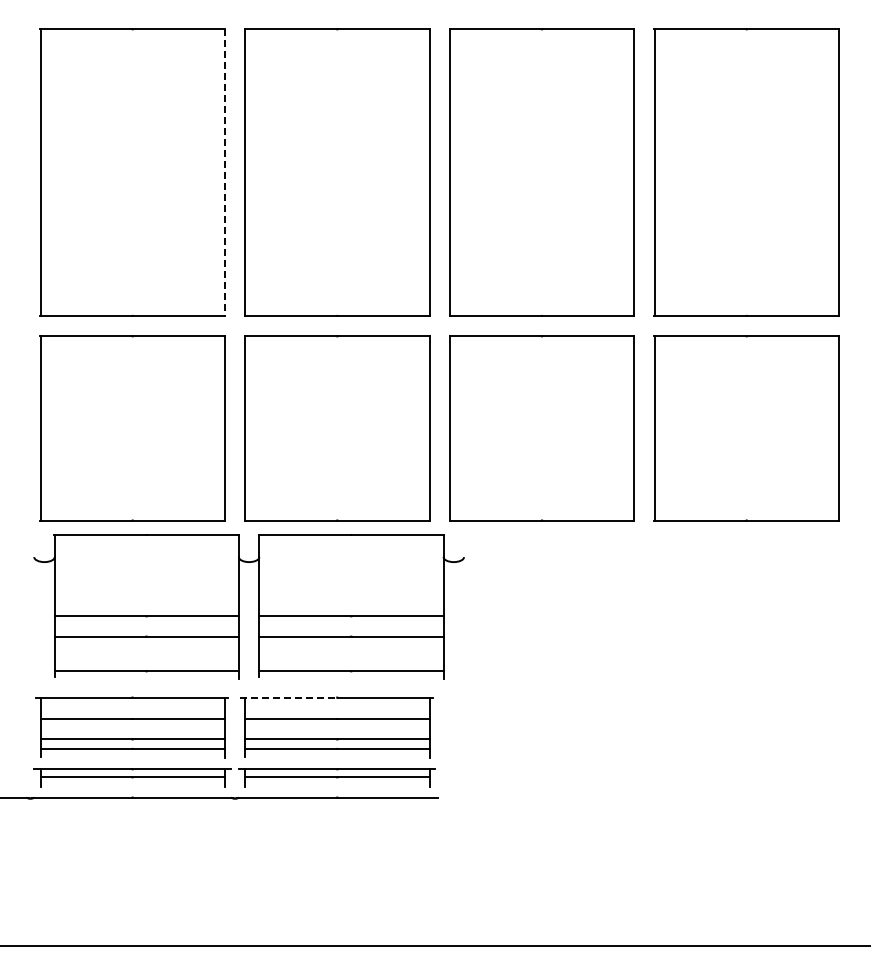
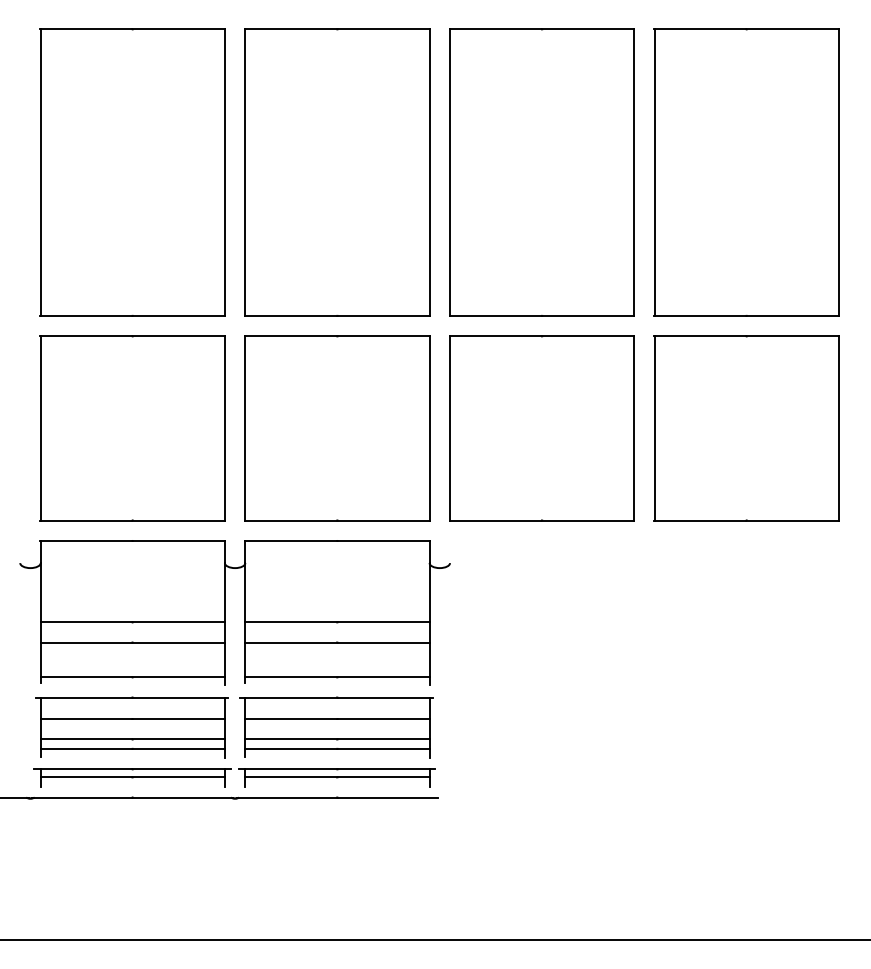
line: dashed -> solid (224, 172)
part position: (239, 606) -> (225, 612) (225, 612)
line: dashed -> solid (288, 697)
line position: (434, 945) -> (434, 939) (434, 939)
